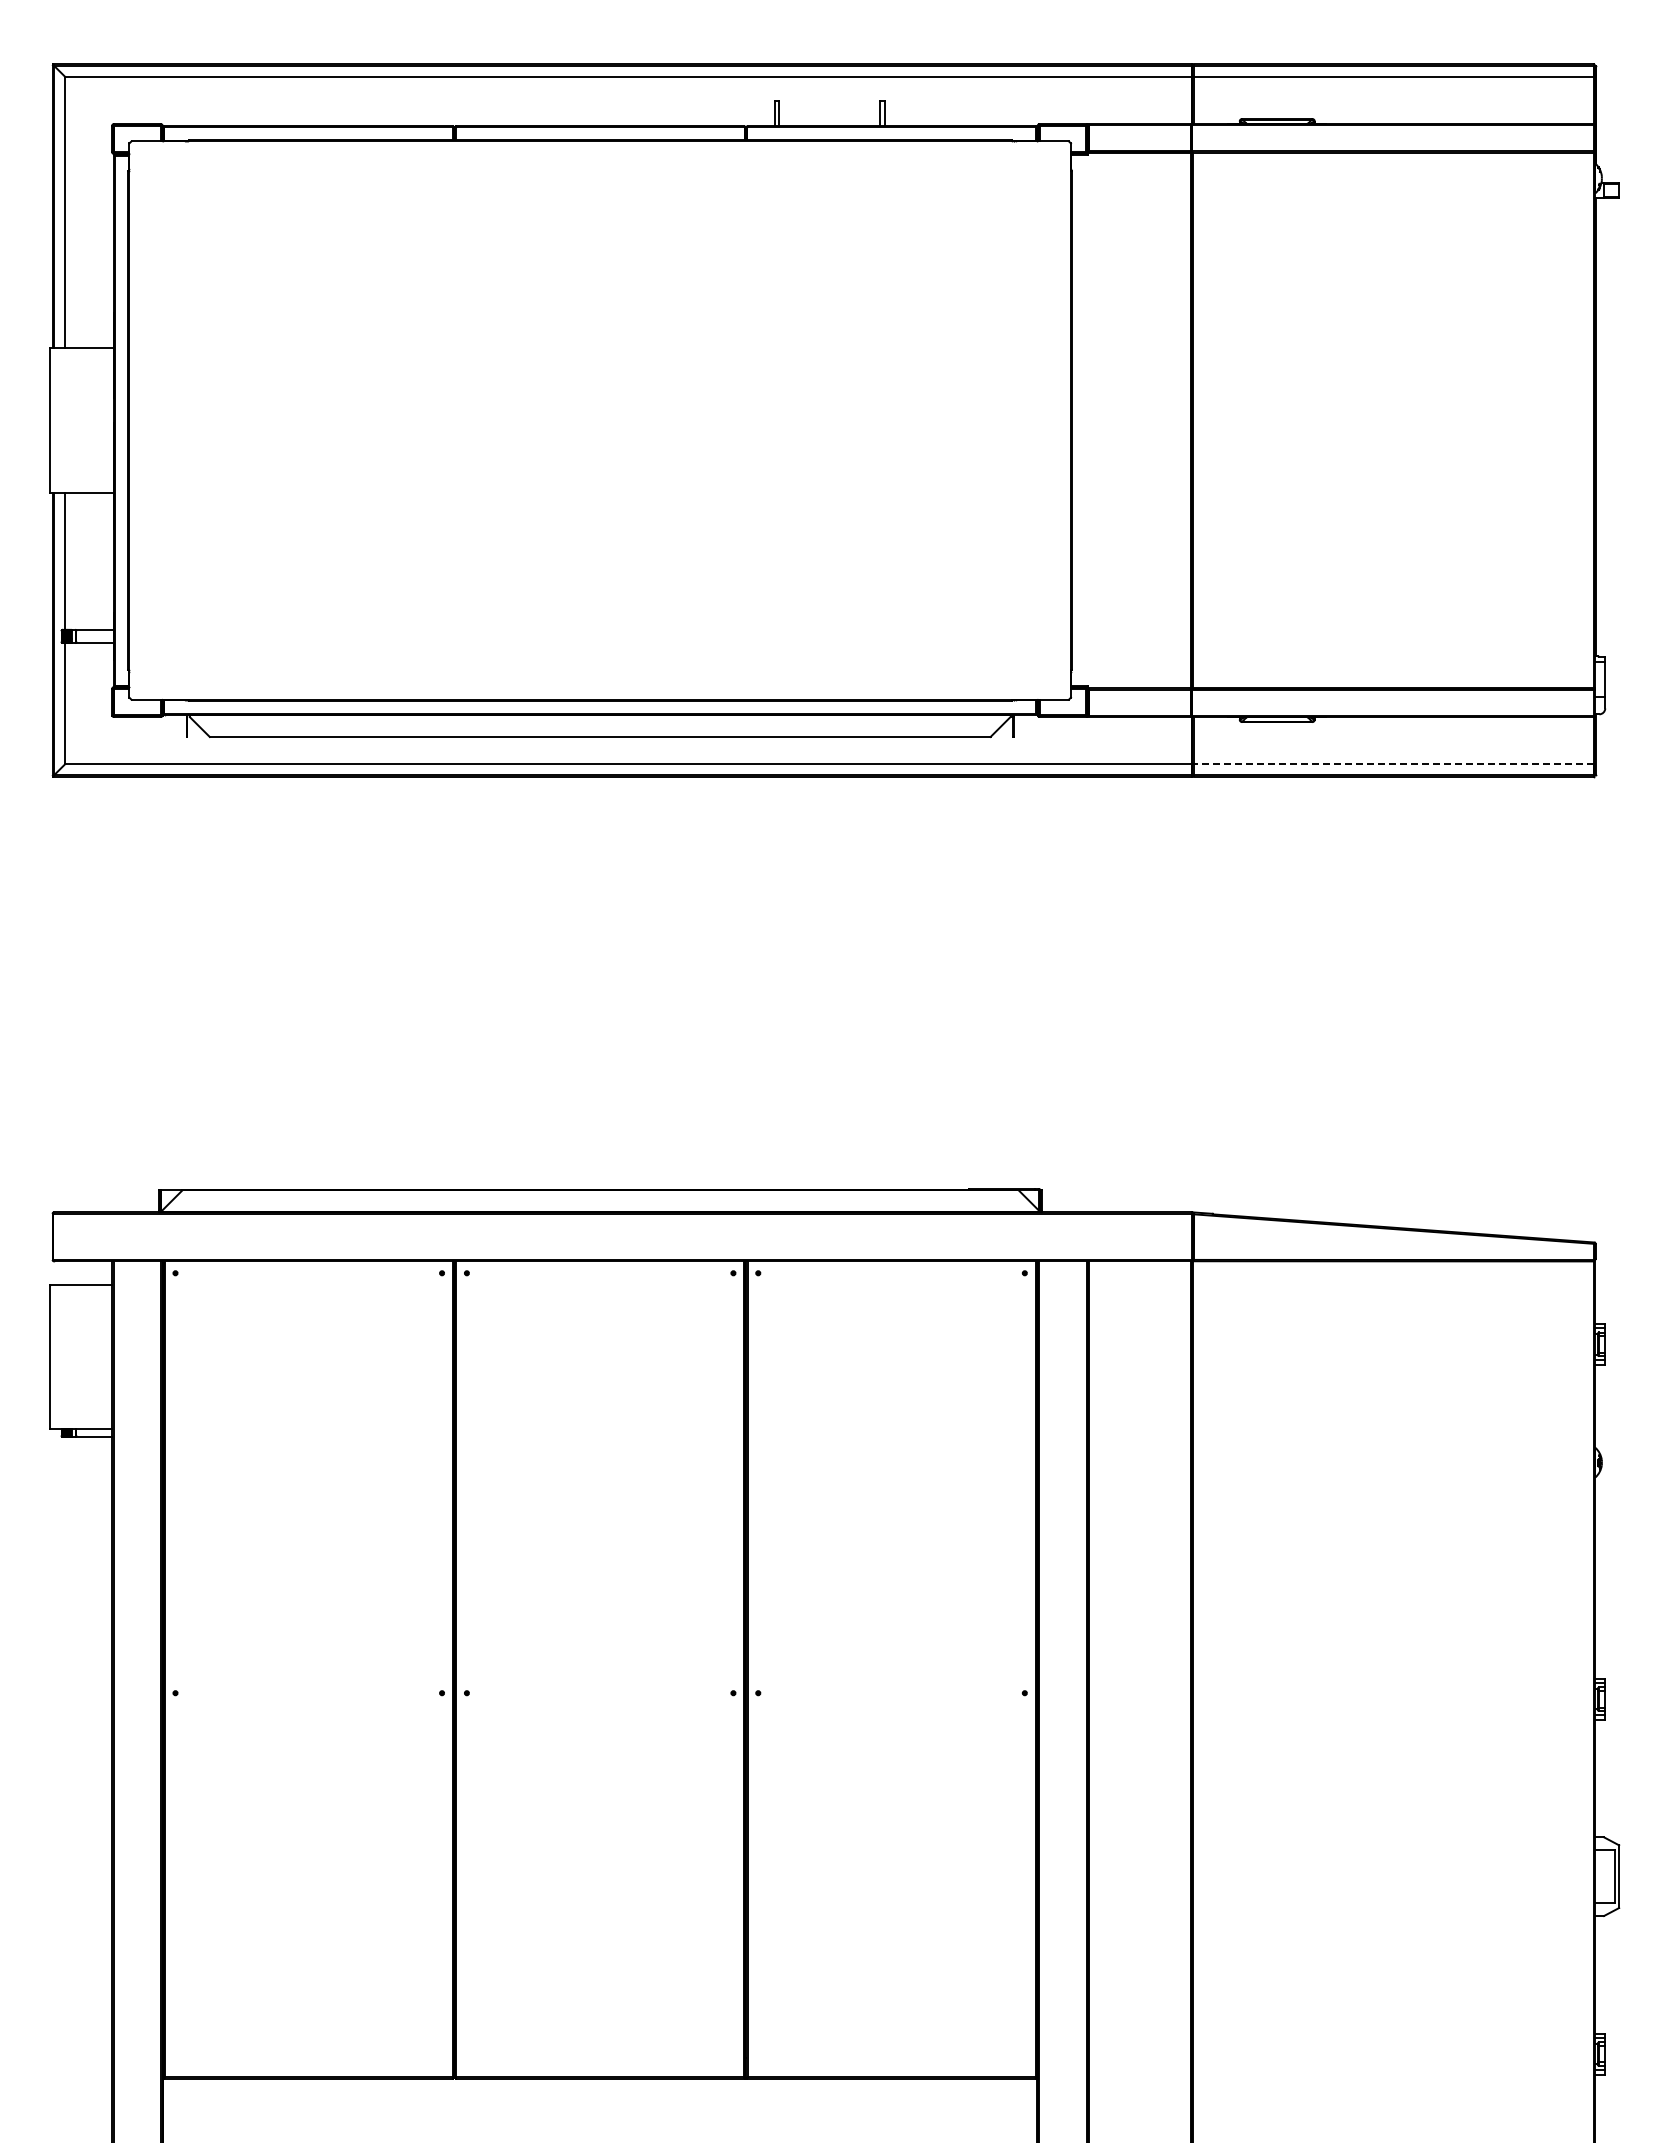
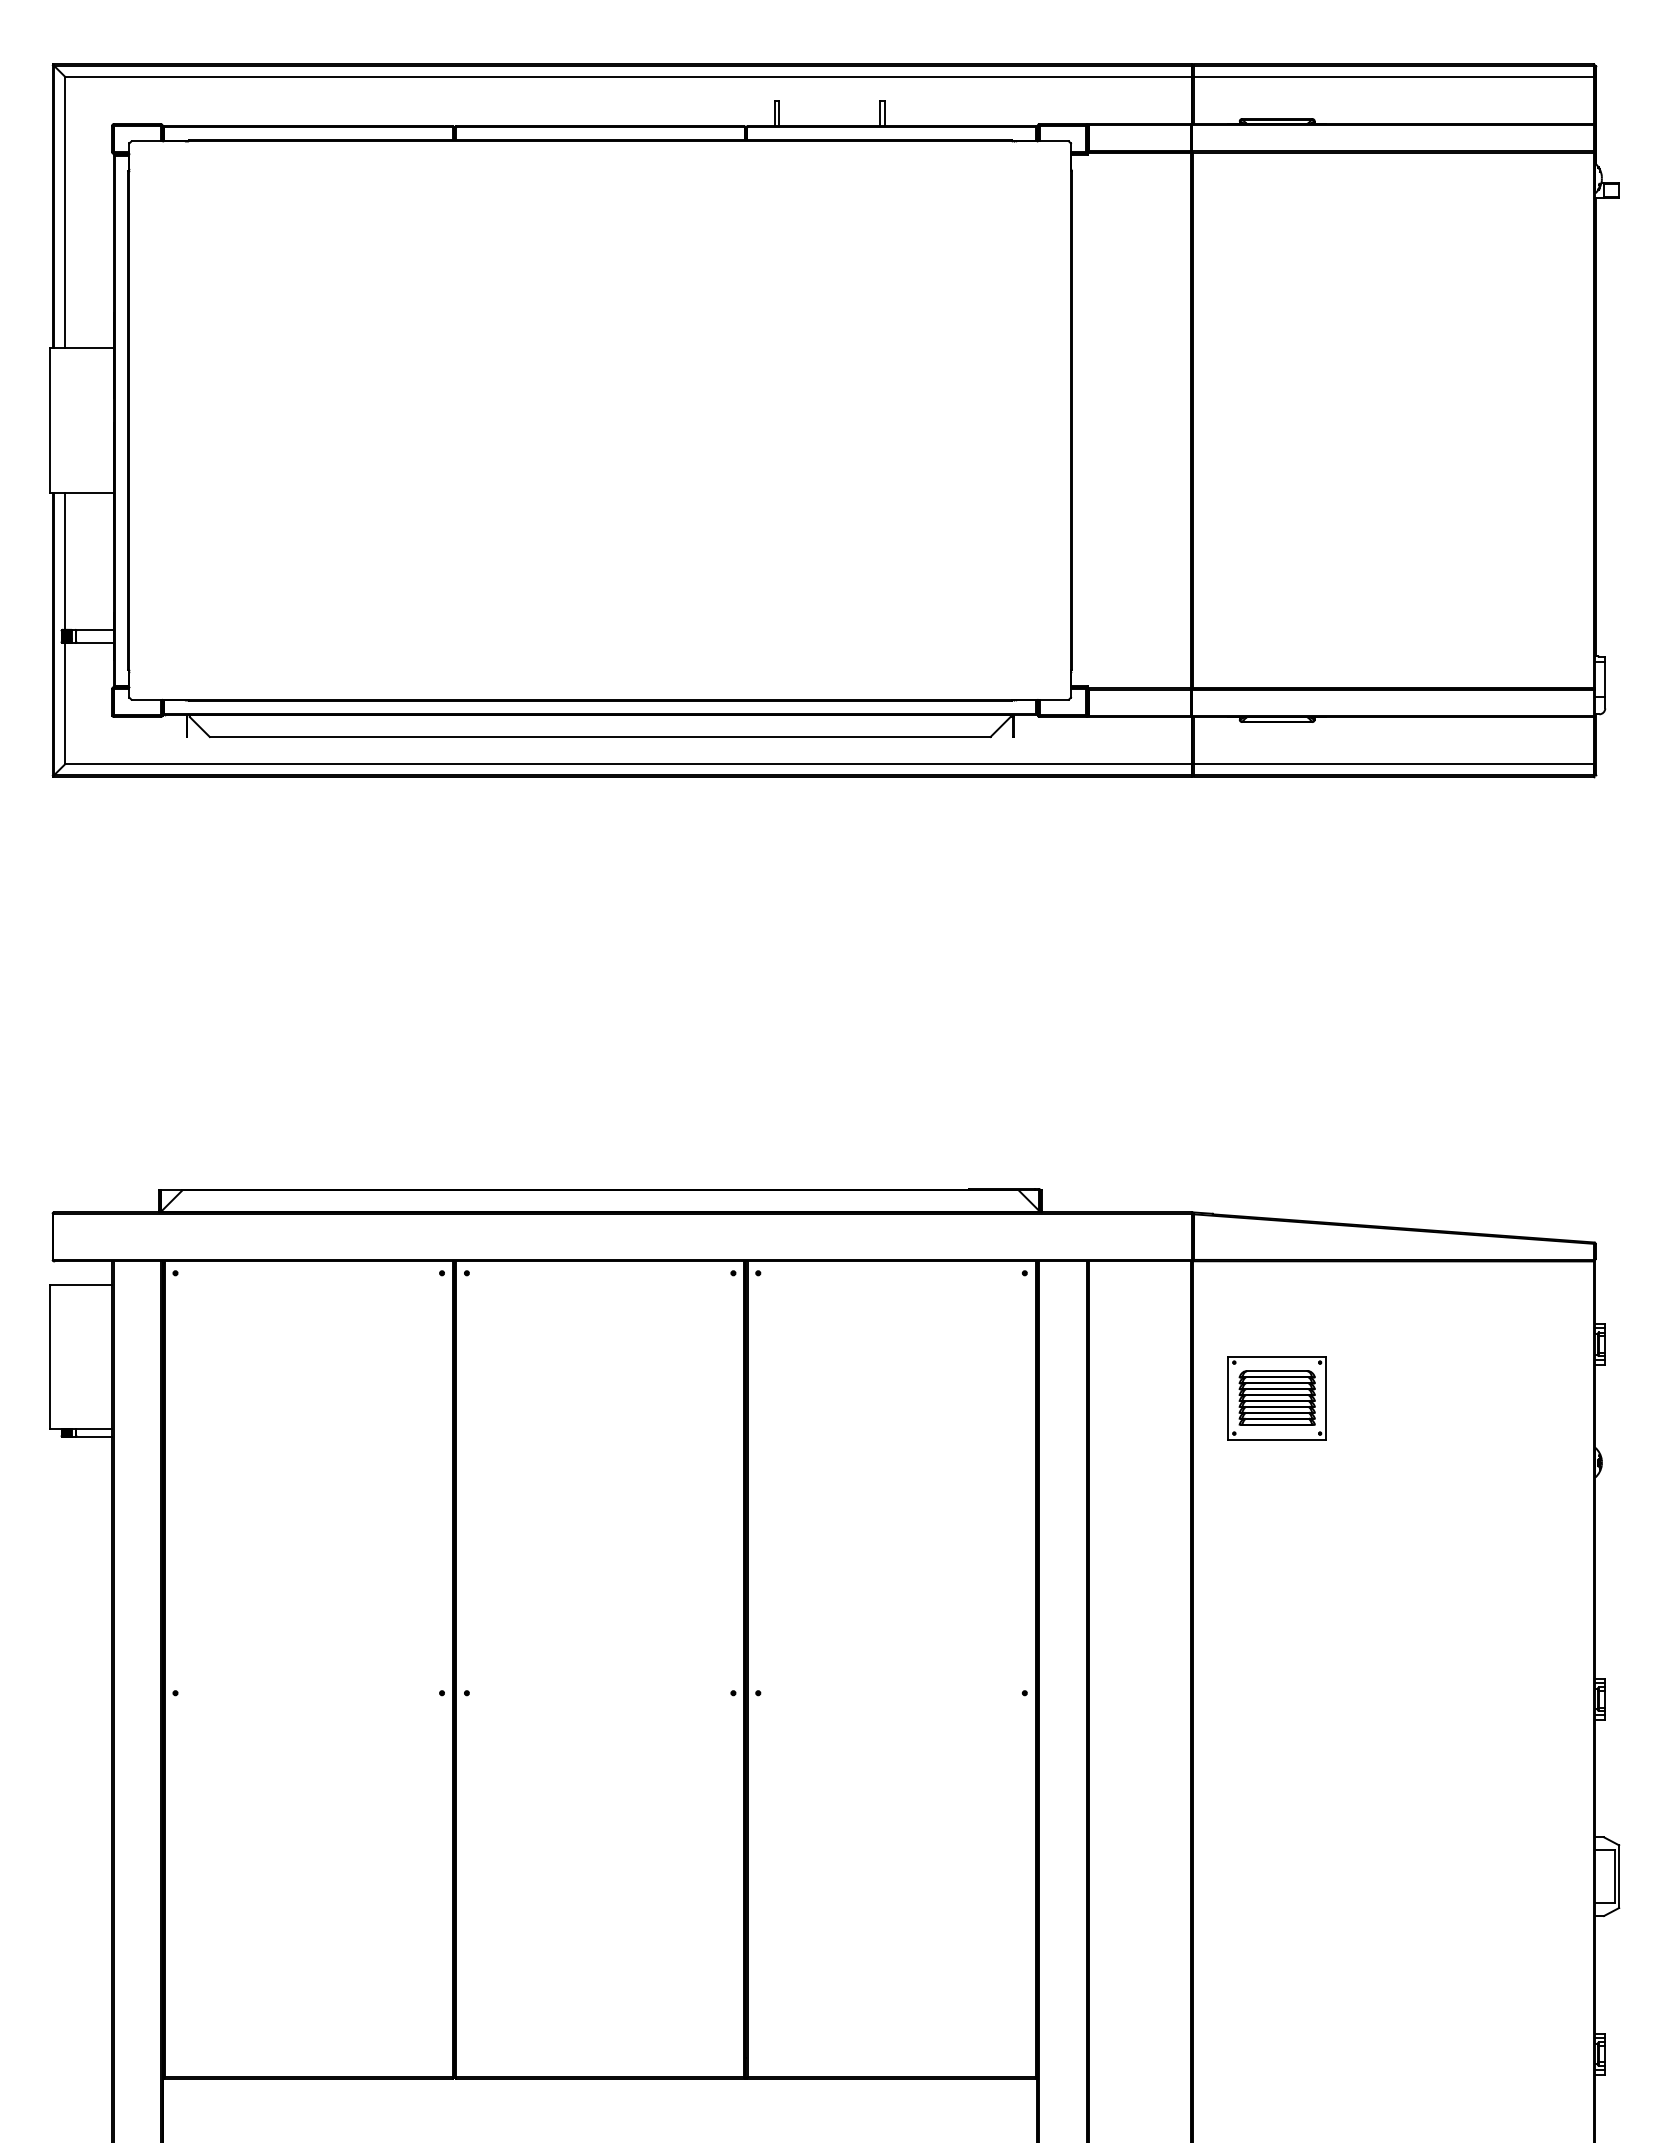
line: dashed -> solid (1393, 764)
part: none -> present (1276, 1398)
